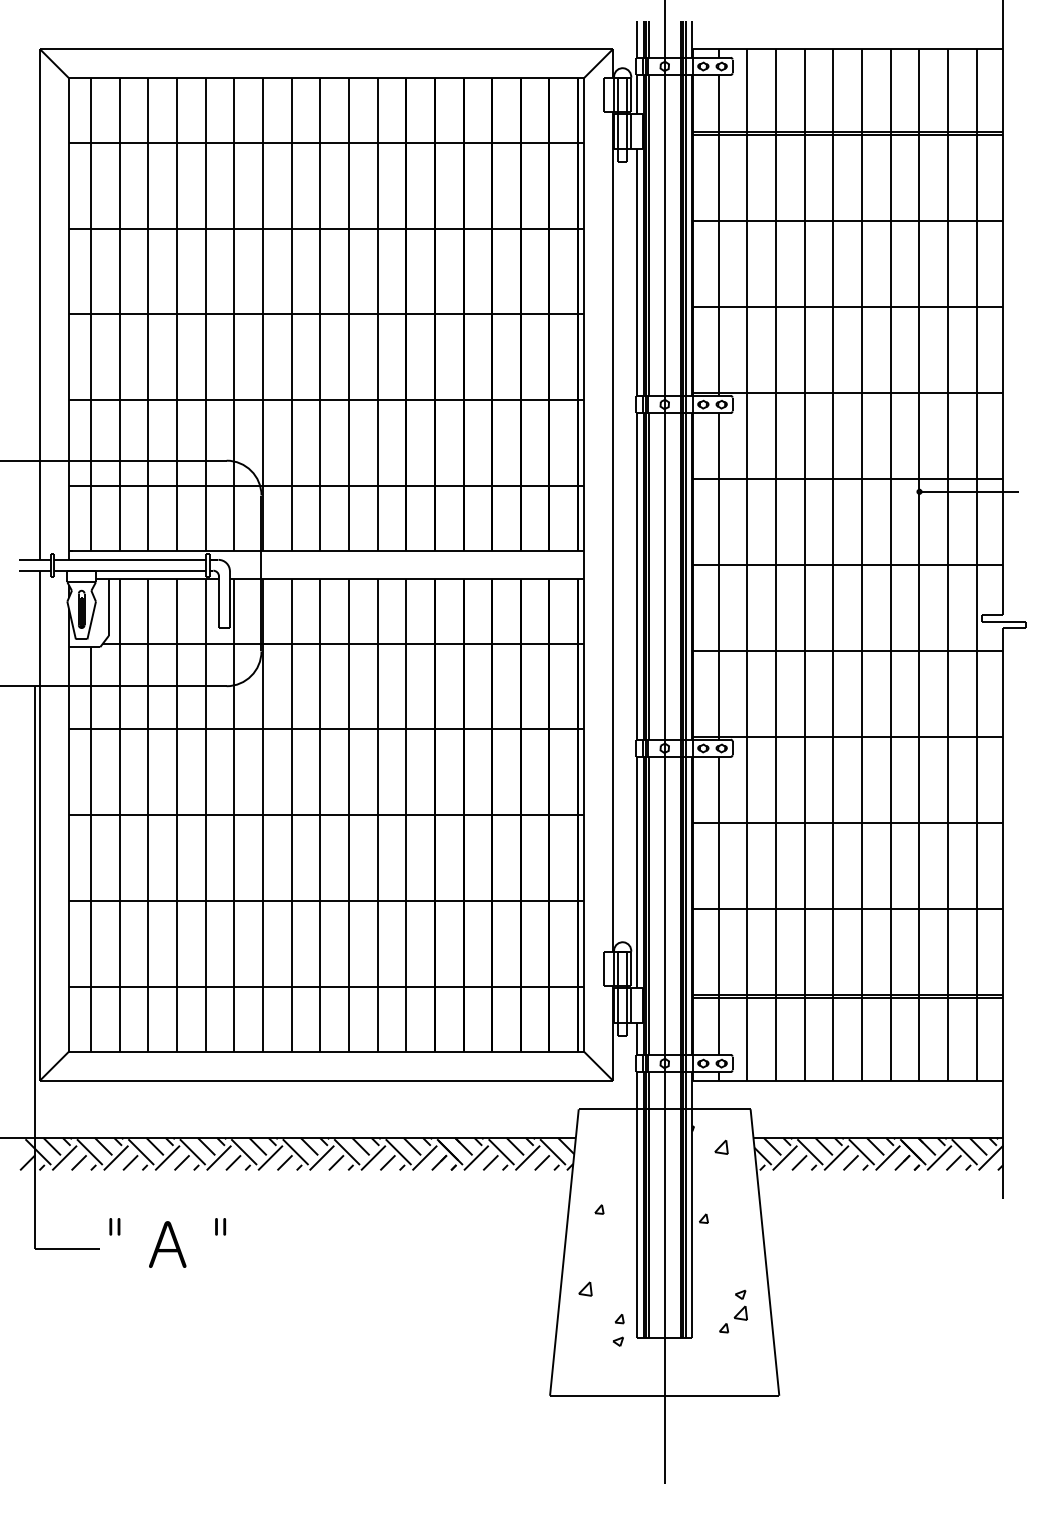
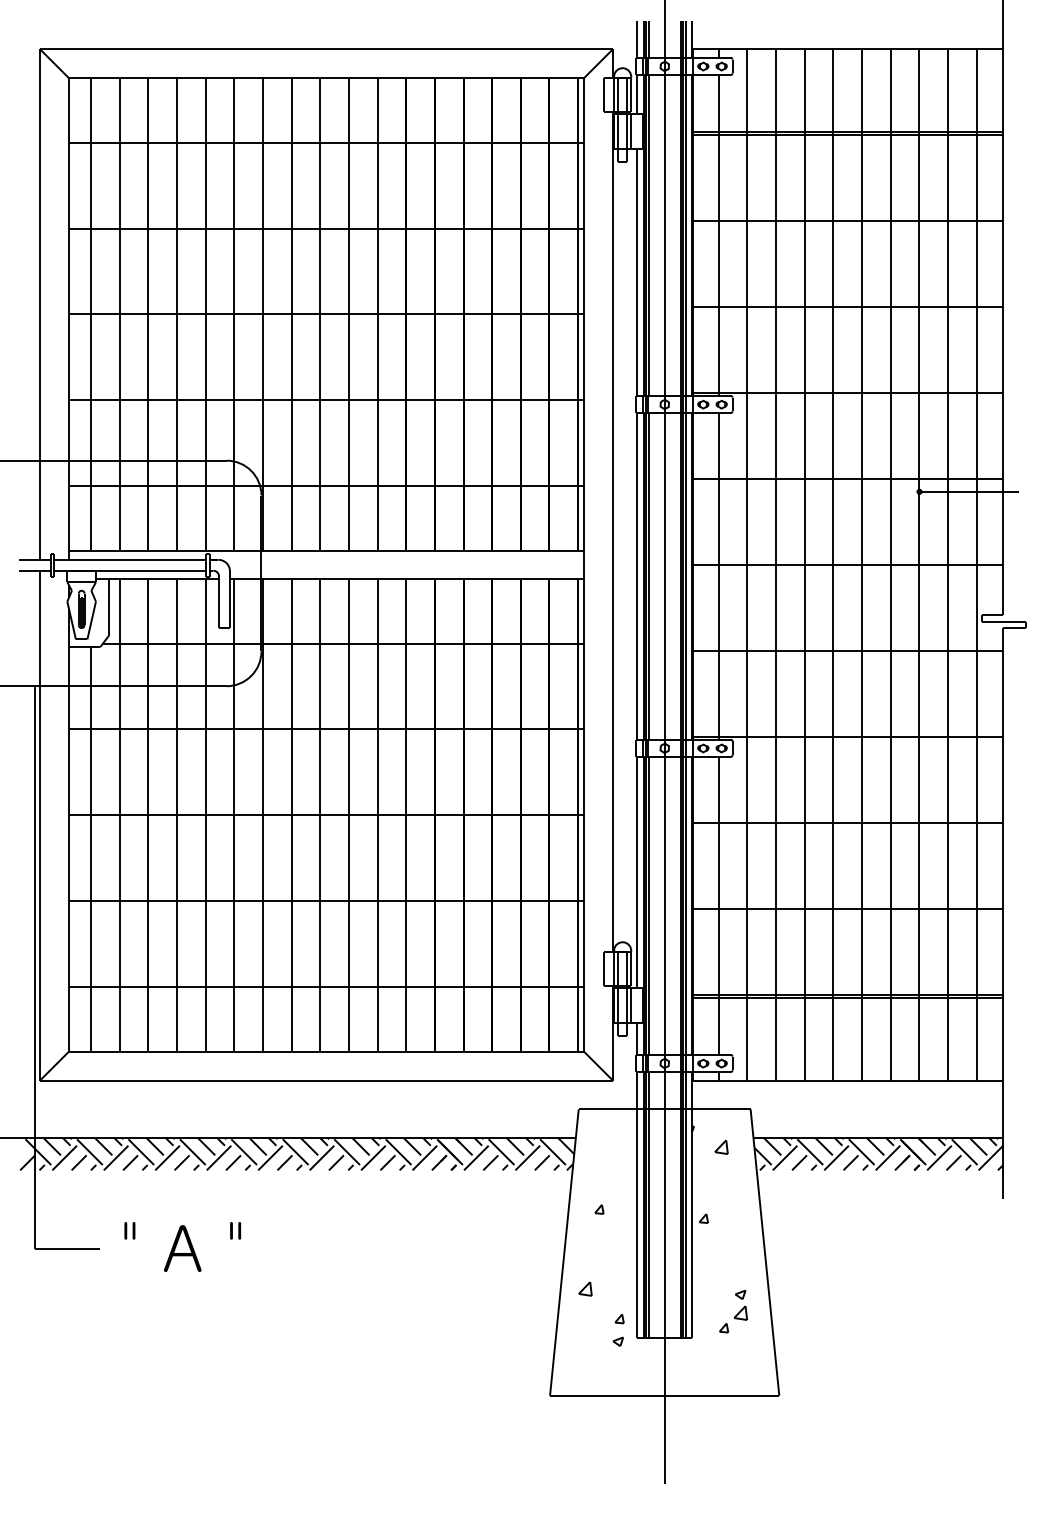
text position: (167, 1242) -> (182, 1246) (182, 1246)
